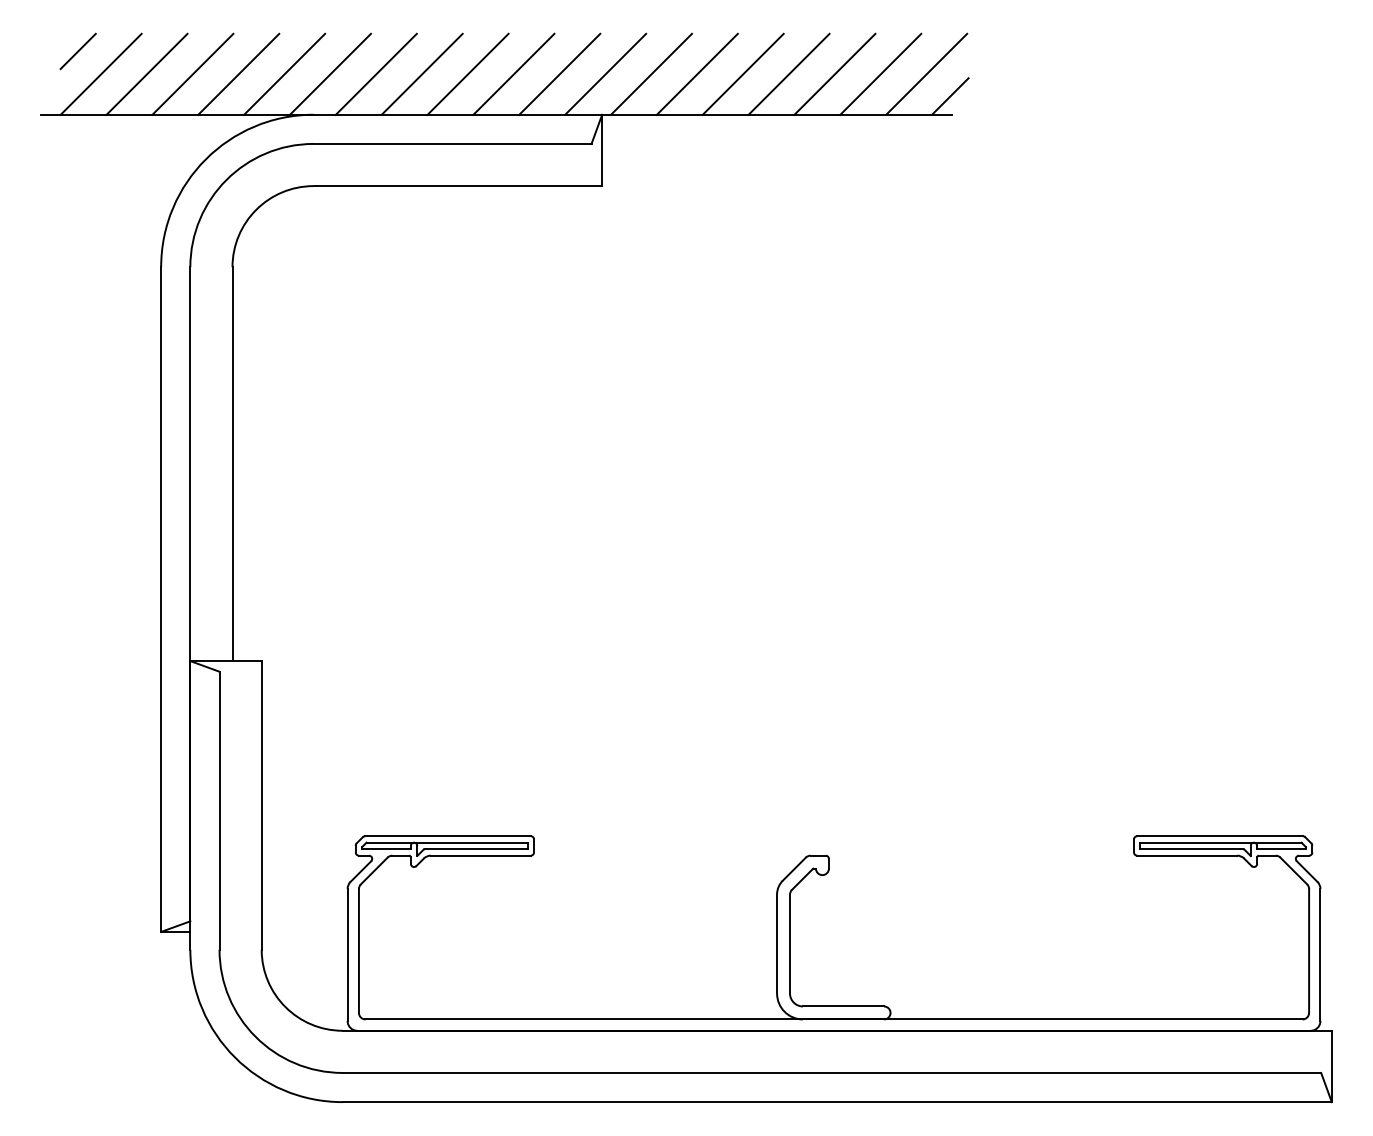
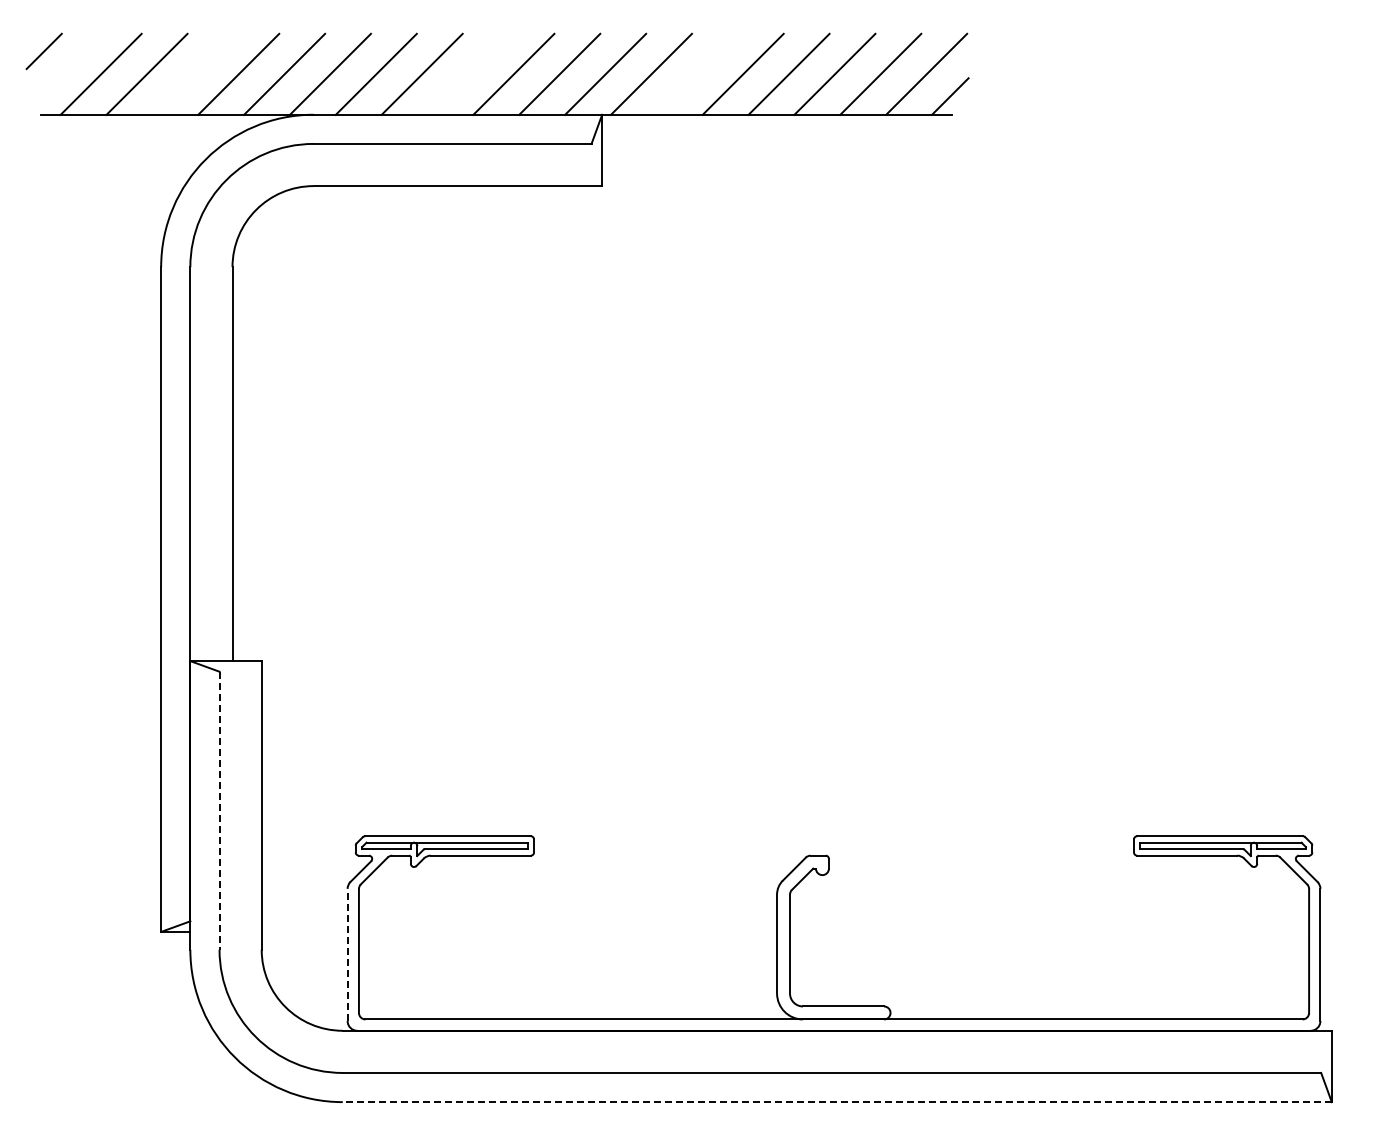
line position: (77, 51) -> (43, 51) (43, 51)
line: present -> none (192, 73)
line: present -> none (467, 73)
line: present -> none (696, 73)
line: solid -> dashed (219, 810)
line: solid -> dashed (347, 954)
line: solid -> dashed (837, 1102)
